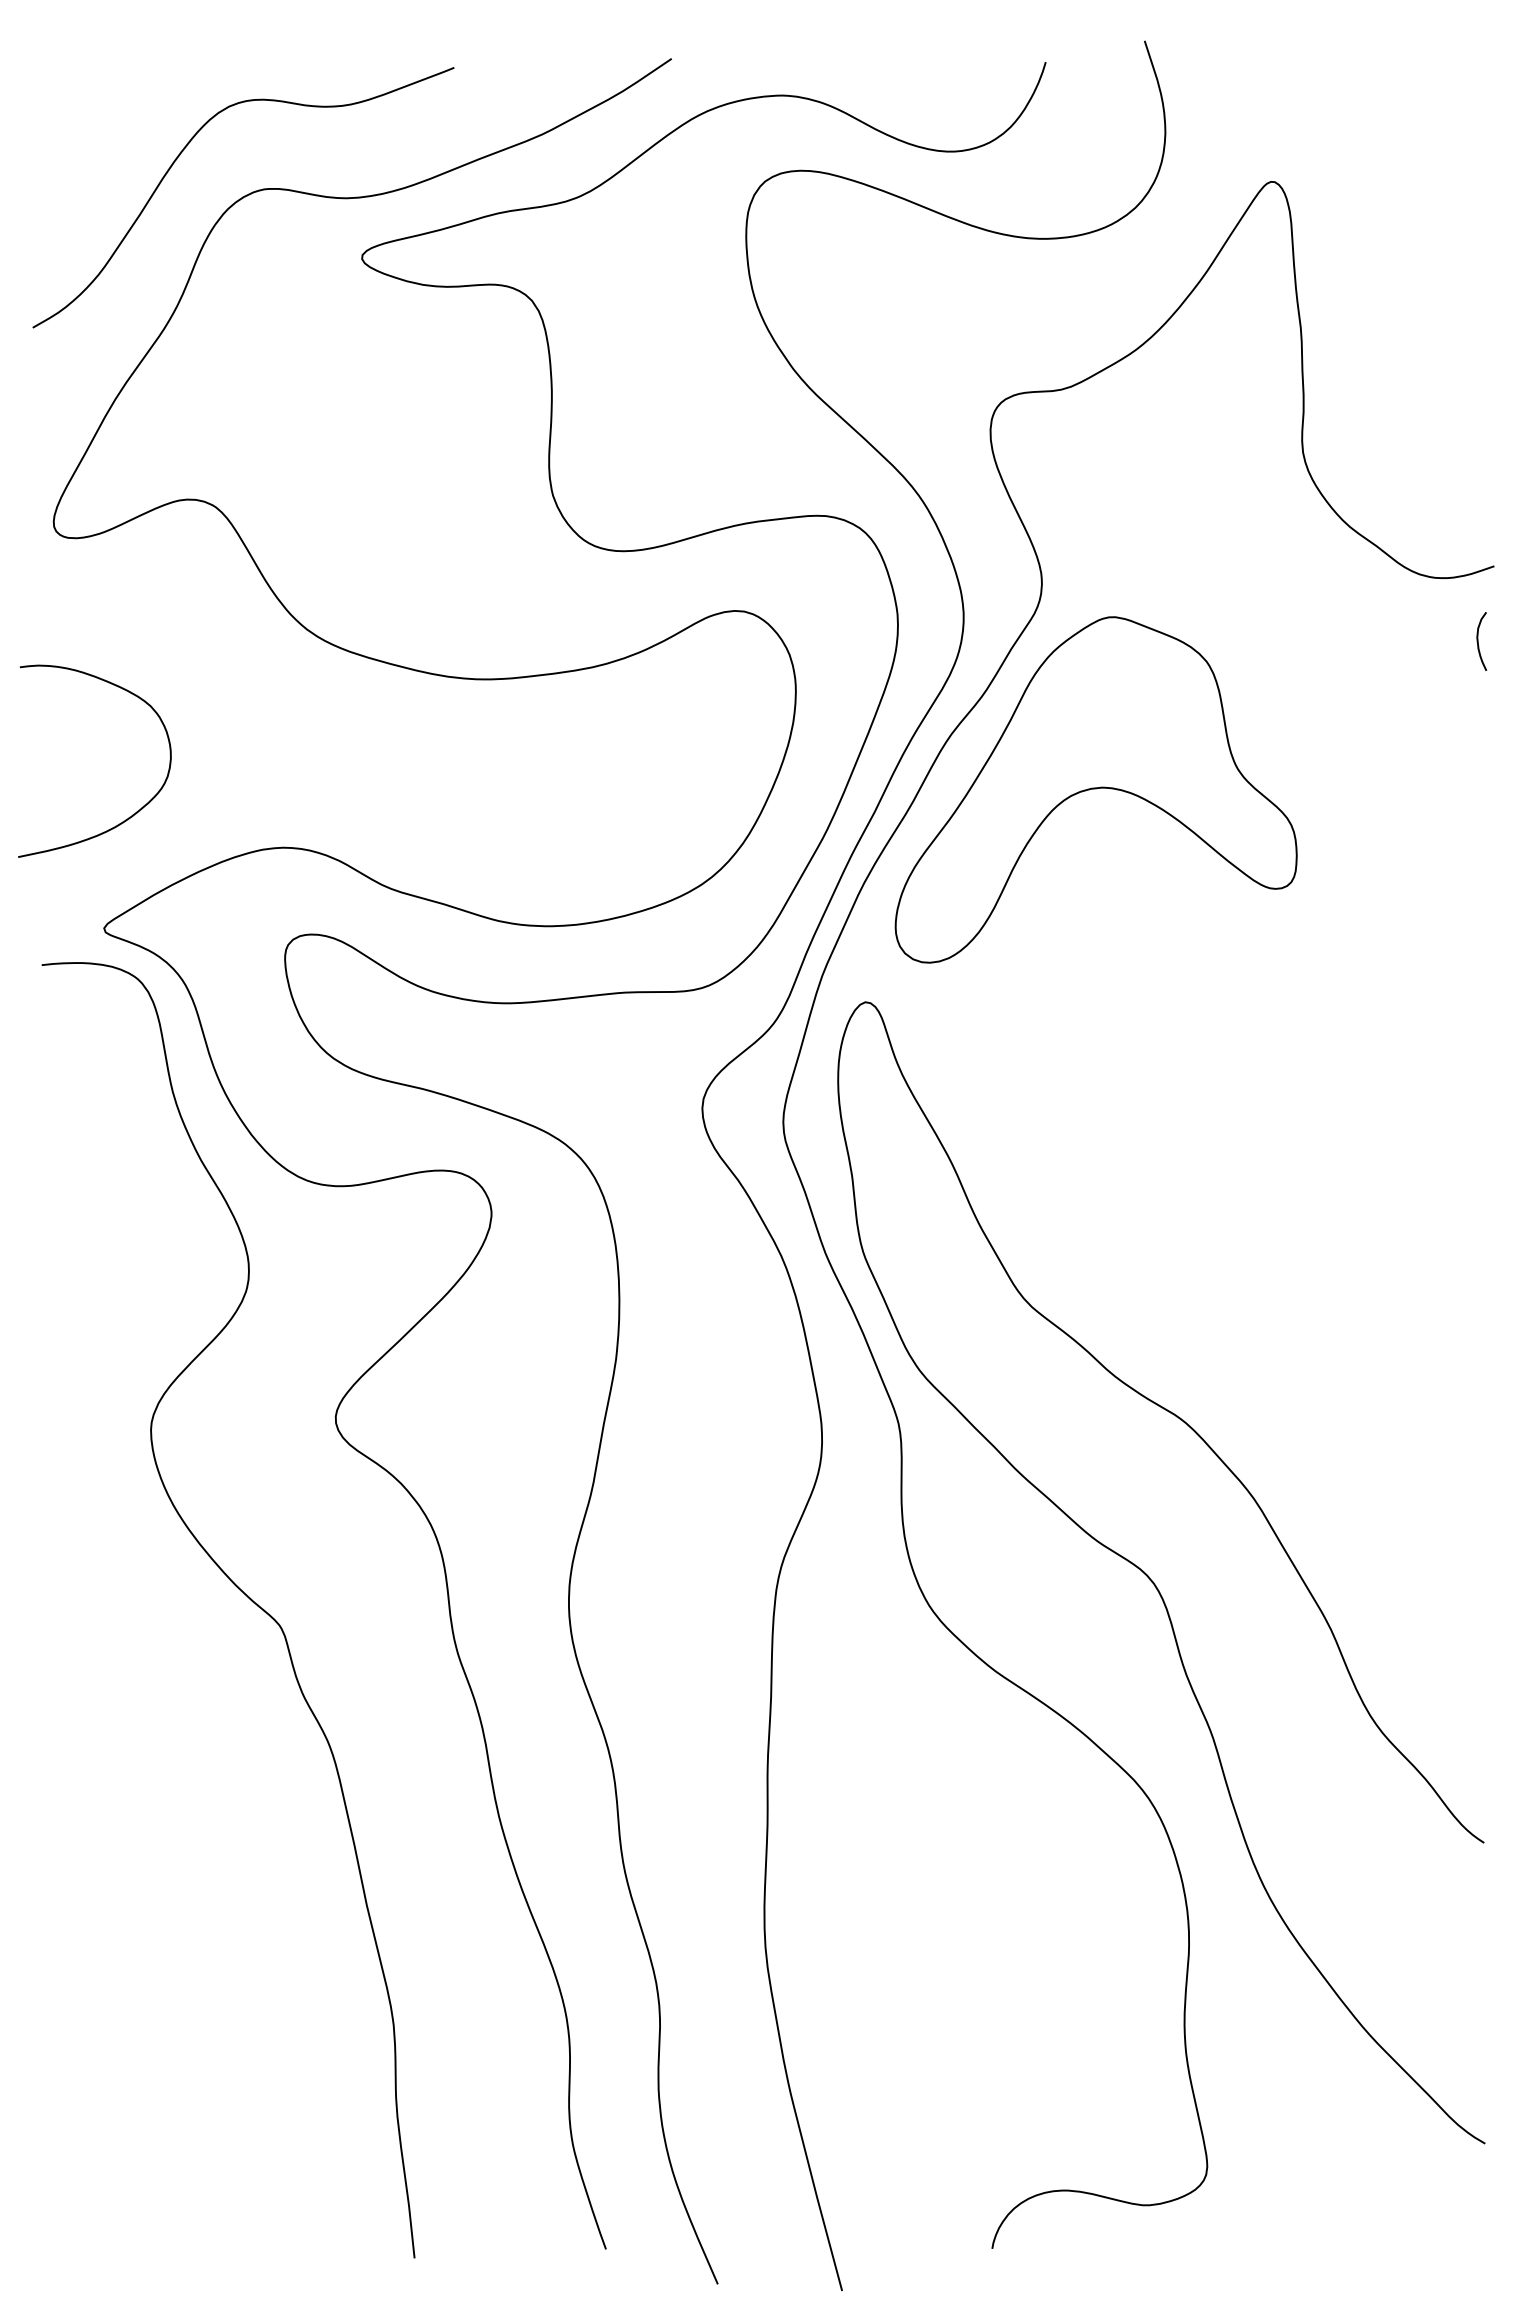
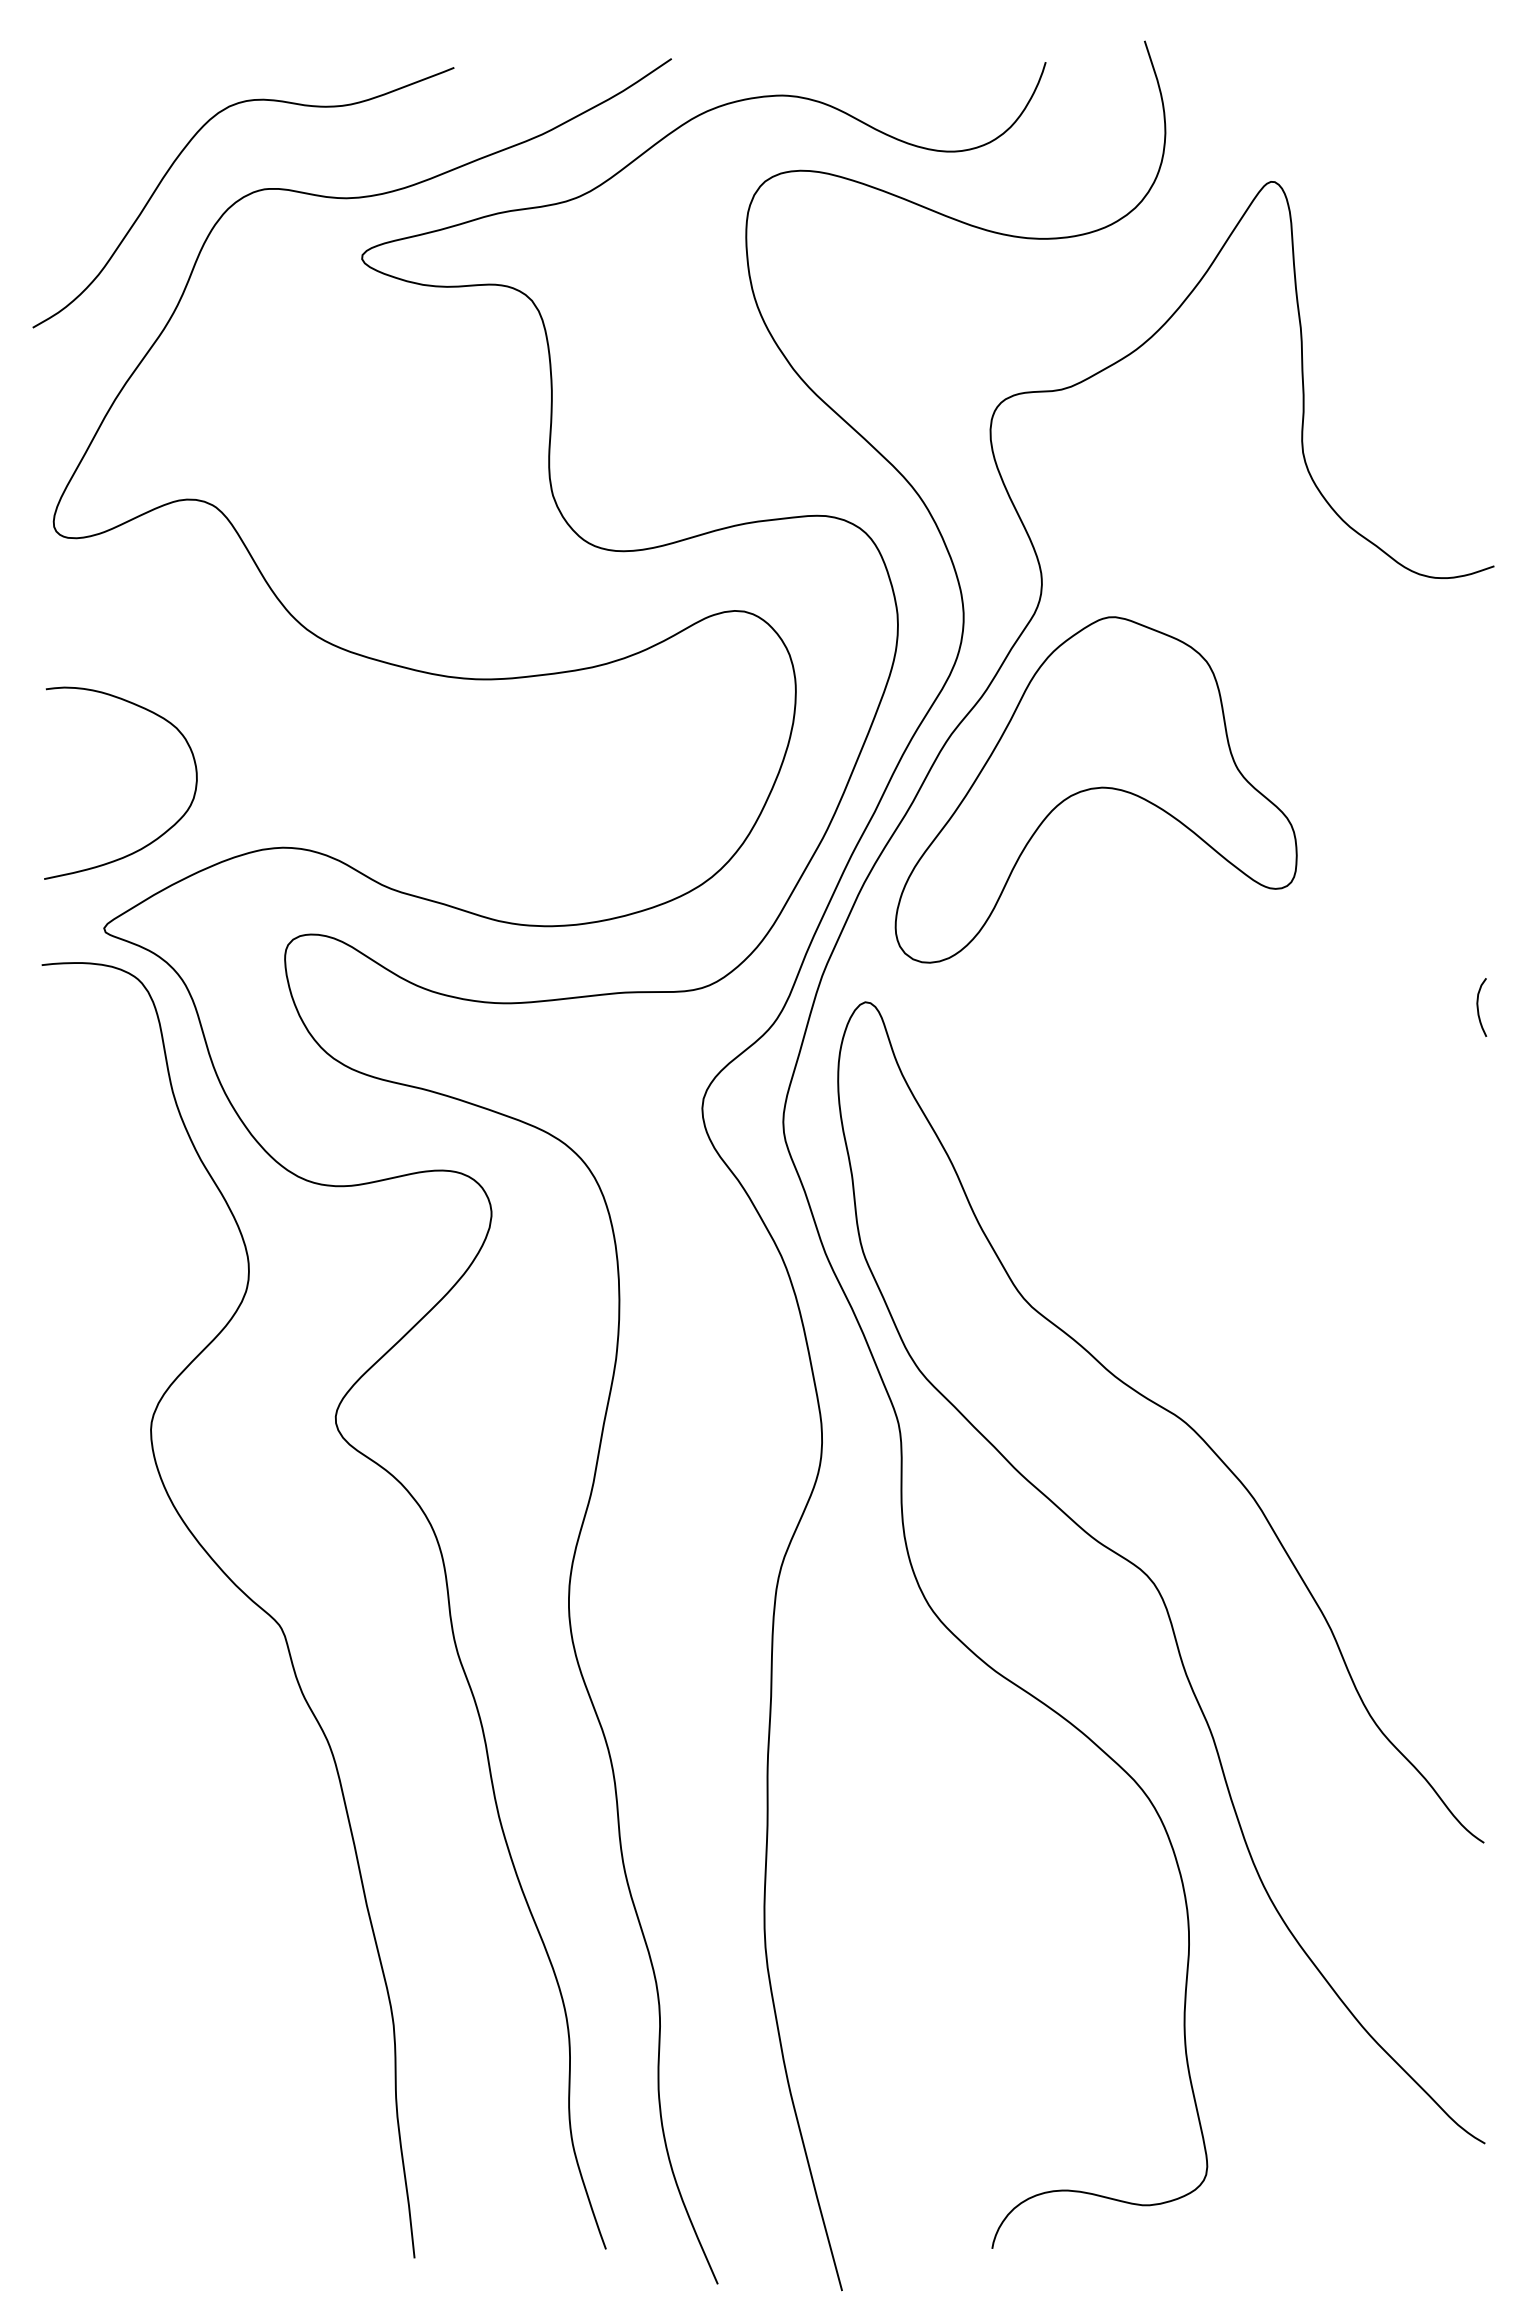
curve position: (1478, 641) -> (1478, 1007) (1478, 1007)
curve position: (137, 810) -> (163, 832) (163, 832)
